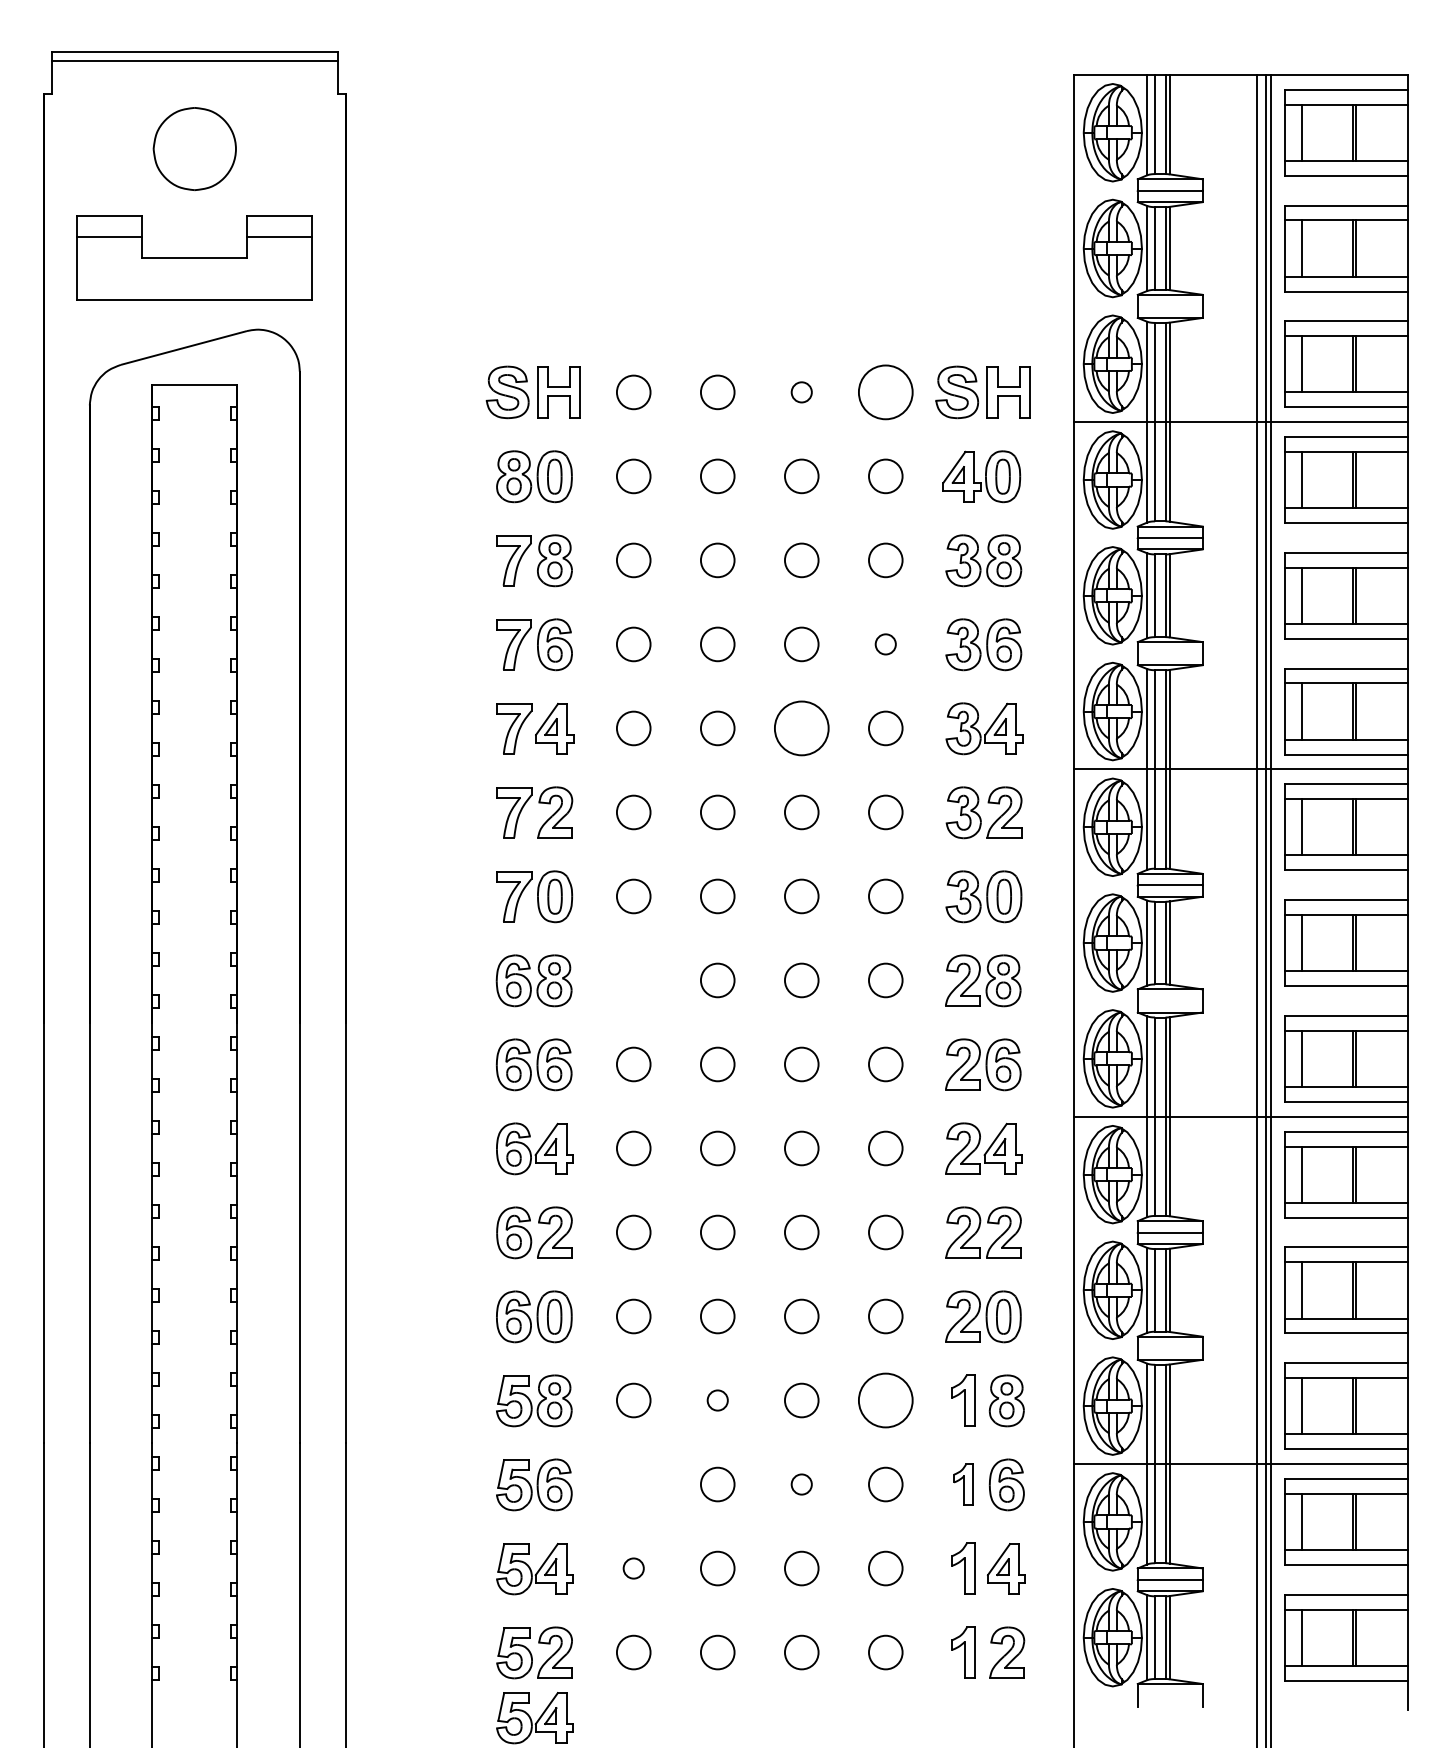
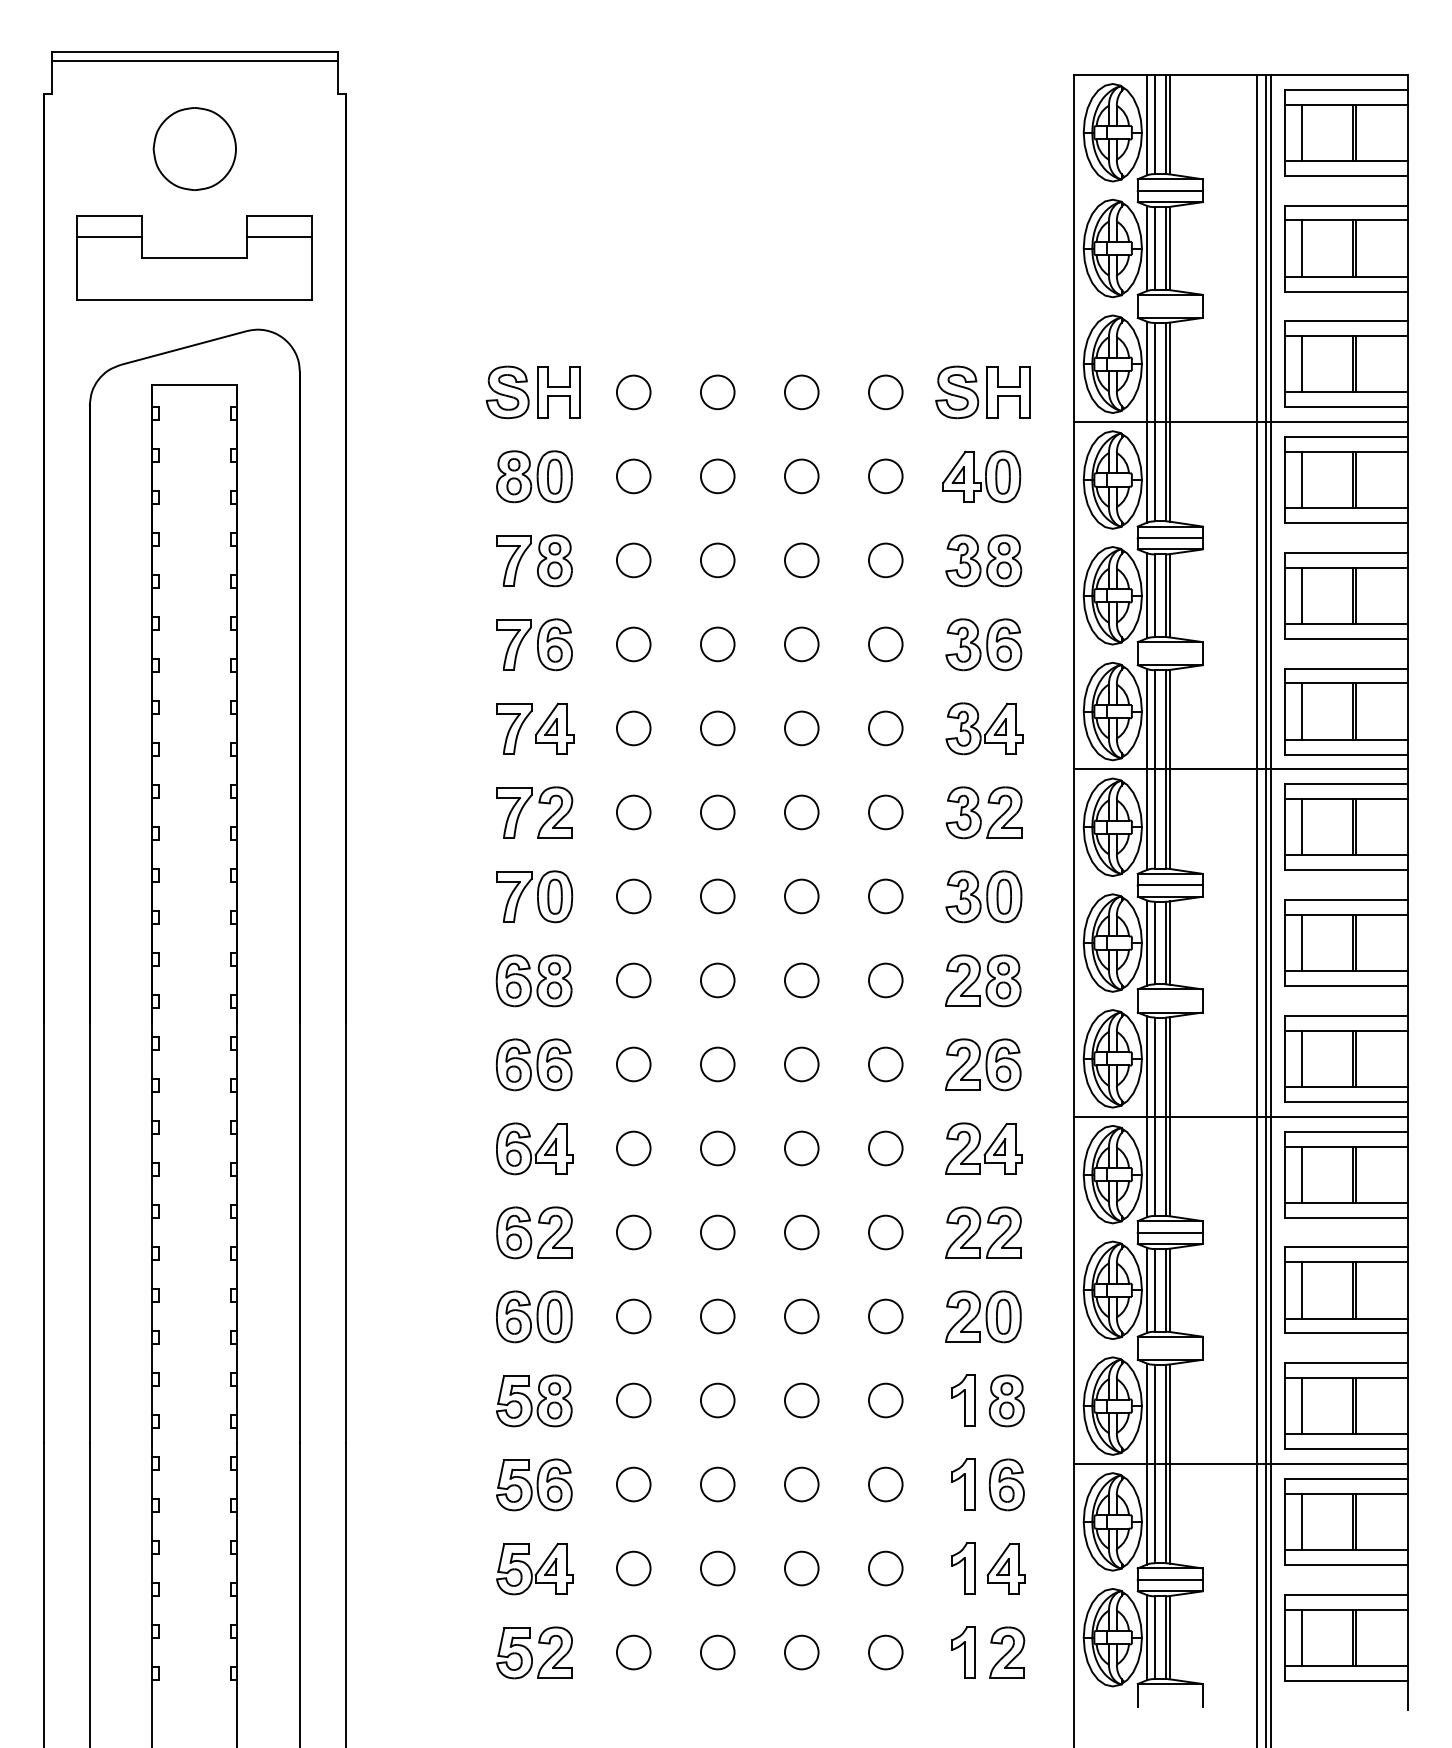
circle diameter: 20 px -> 34 px (801, 392)
circle diameter: 54 px -> 34 px (885, 392)
circle diameter: 20 px -> 34 px (885, 644)
circle diameter: 54 px -> 34 px (801, 728)
circle: none -> present (633, 980)
circle diameter: 20 px -> 34 px (717, 1400)
circle diameter: 54 px -> 34 px (885, 1400)
circle: none -> present (633, 1484)
circle diameter: 20 px -> 34 px (801, 1484)
part size: 21x43 px -> 25x53 px (963, 1484)
circle diameter: 20 px -> 34 px (633, 1568)
part: present -> none (534, 1718)
